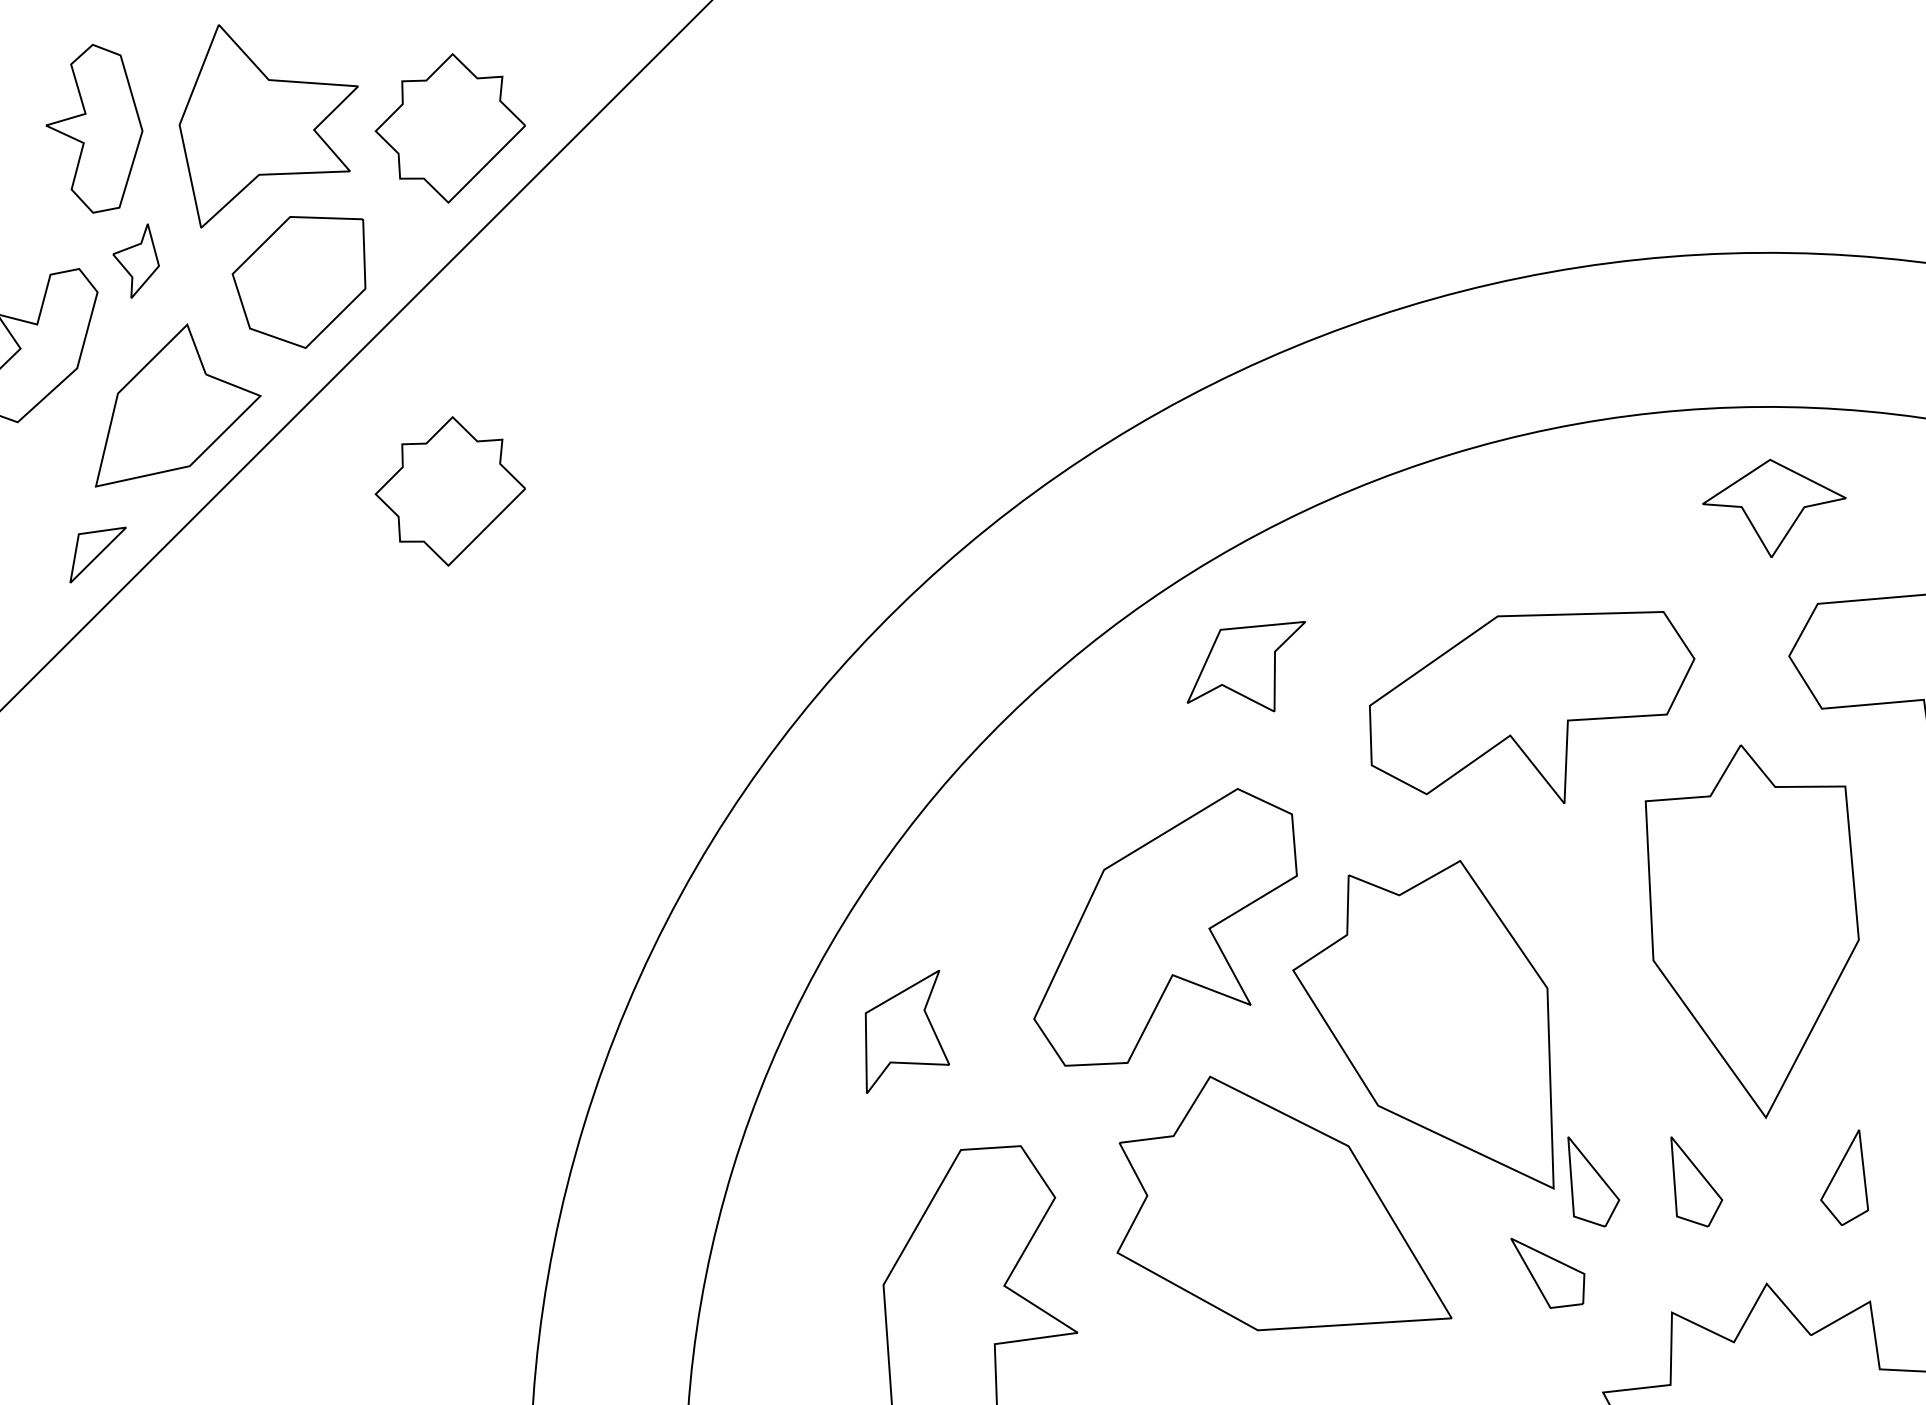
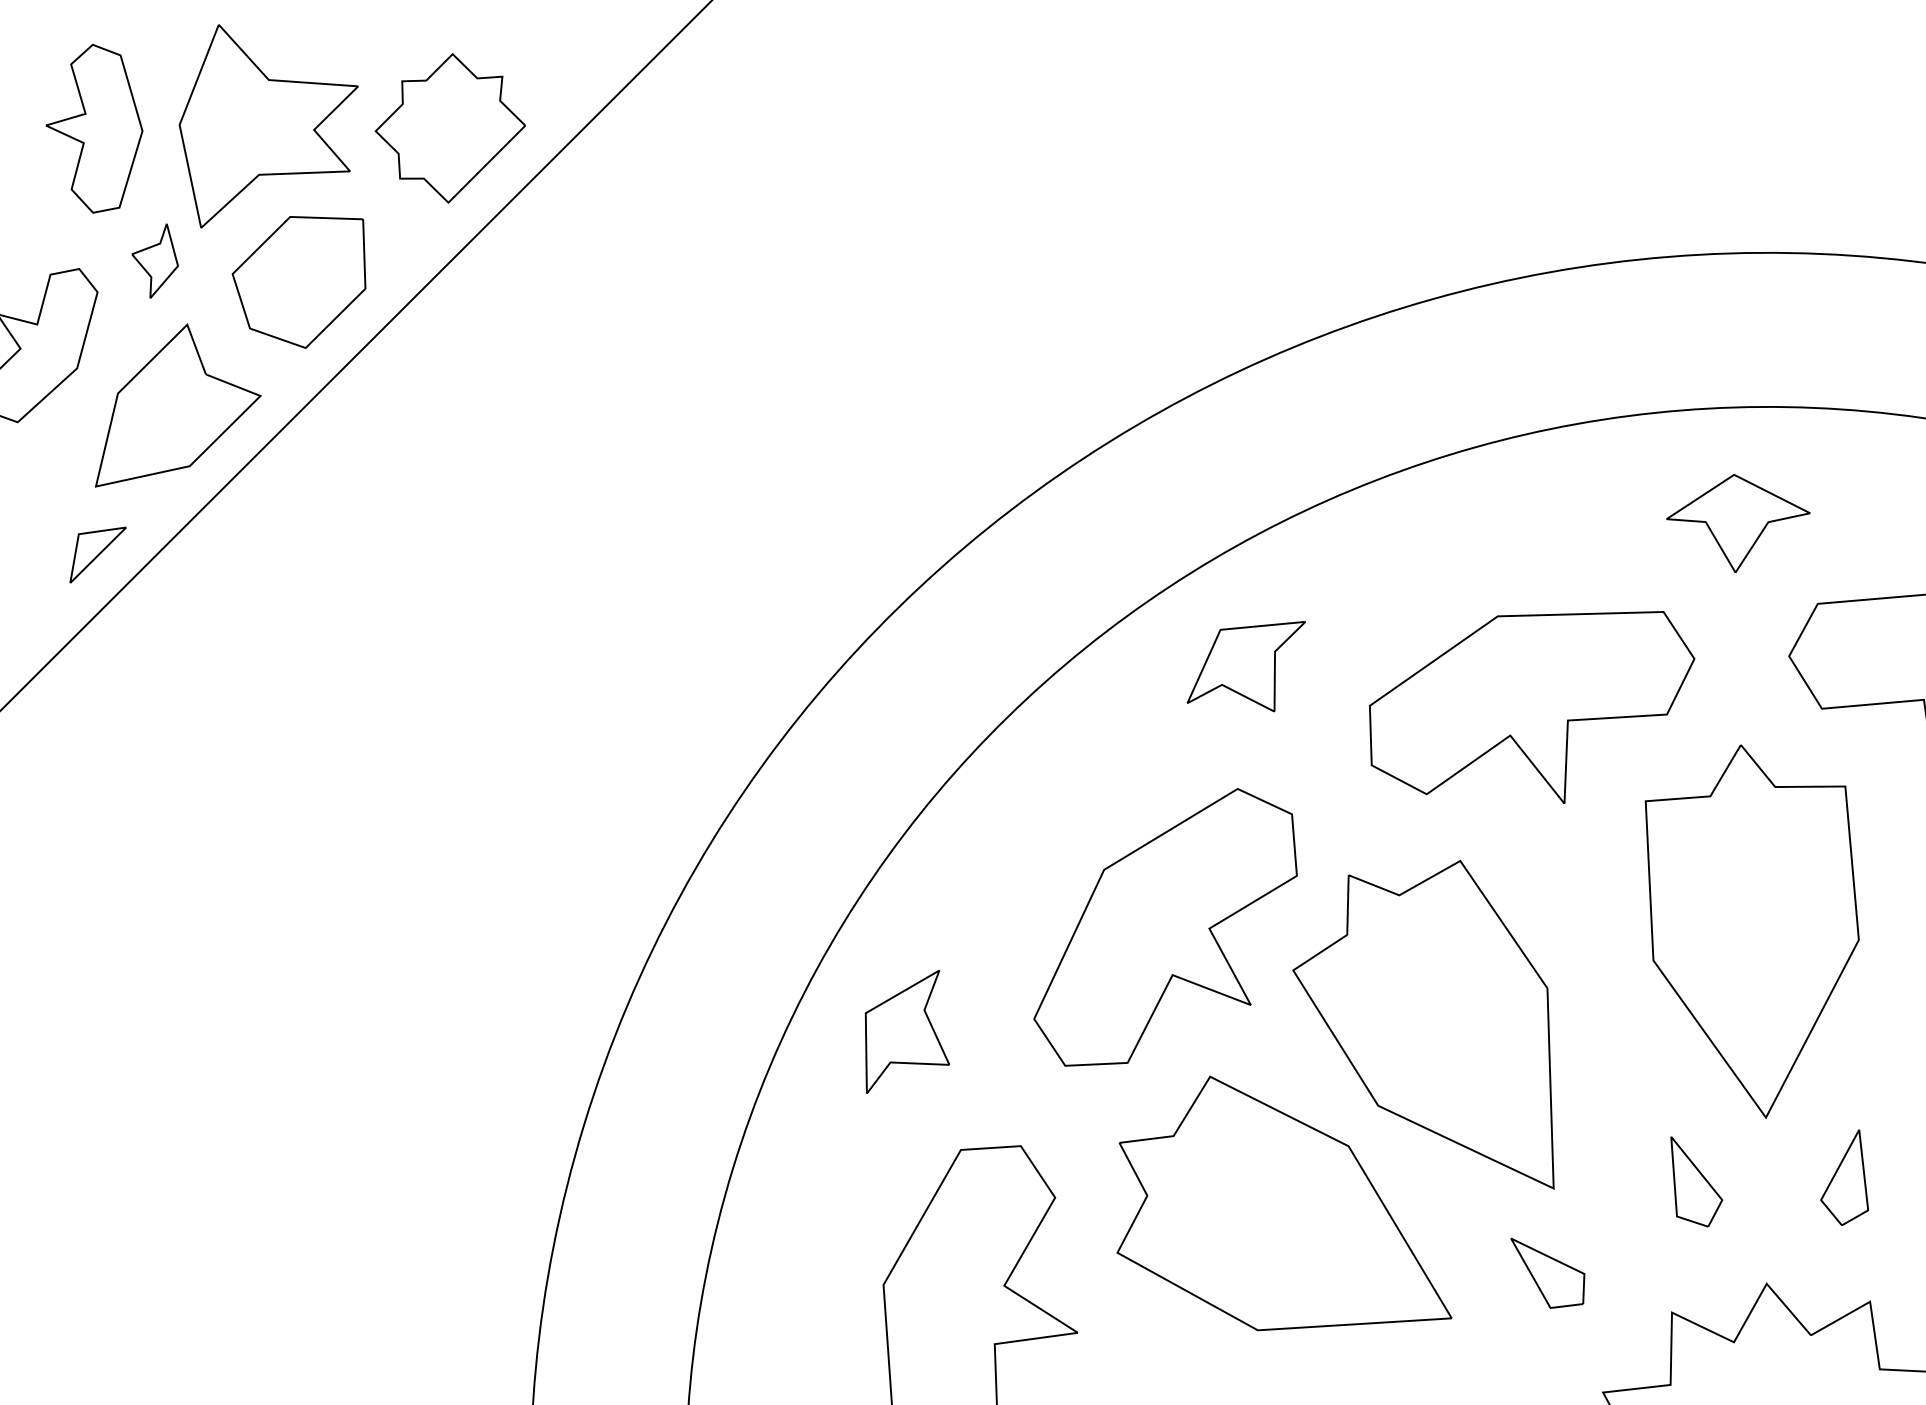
part position: (135, 260) -> (154, 260) (154, 260)
part: present -> none (449, 491)
part position: (1774, 508) -> (1738, 523) (1738, 523)
part: present -> none (1593, 1181)
